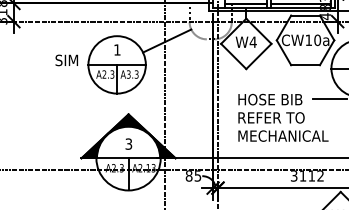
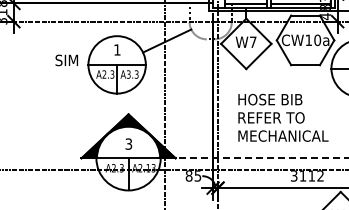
text: W4 -> W7 (252, 41)
line: present -> none (328, 98)
line: solid -> dashed (253, 158)
